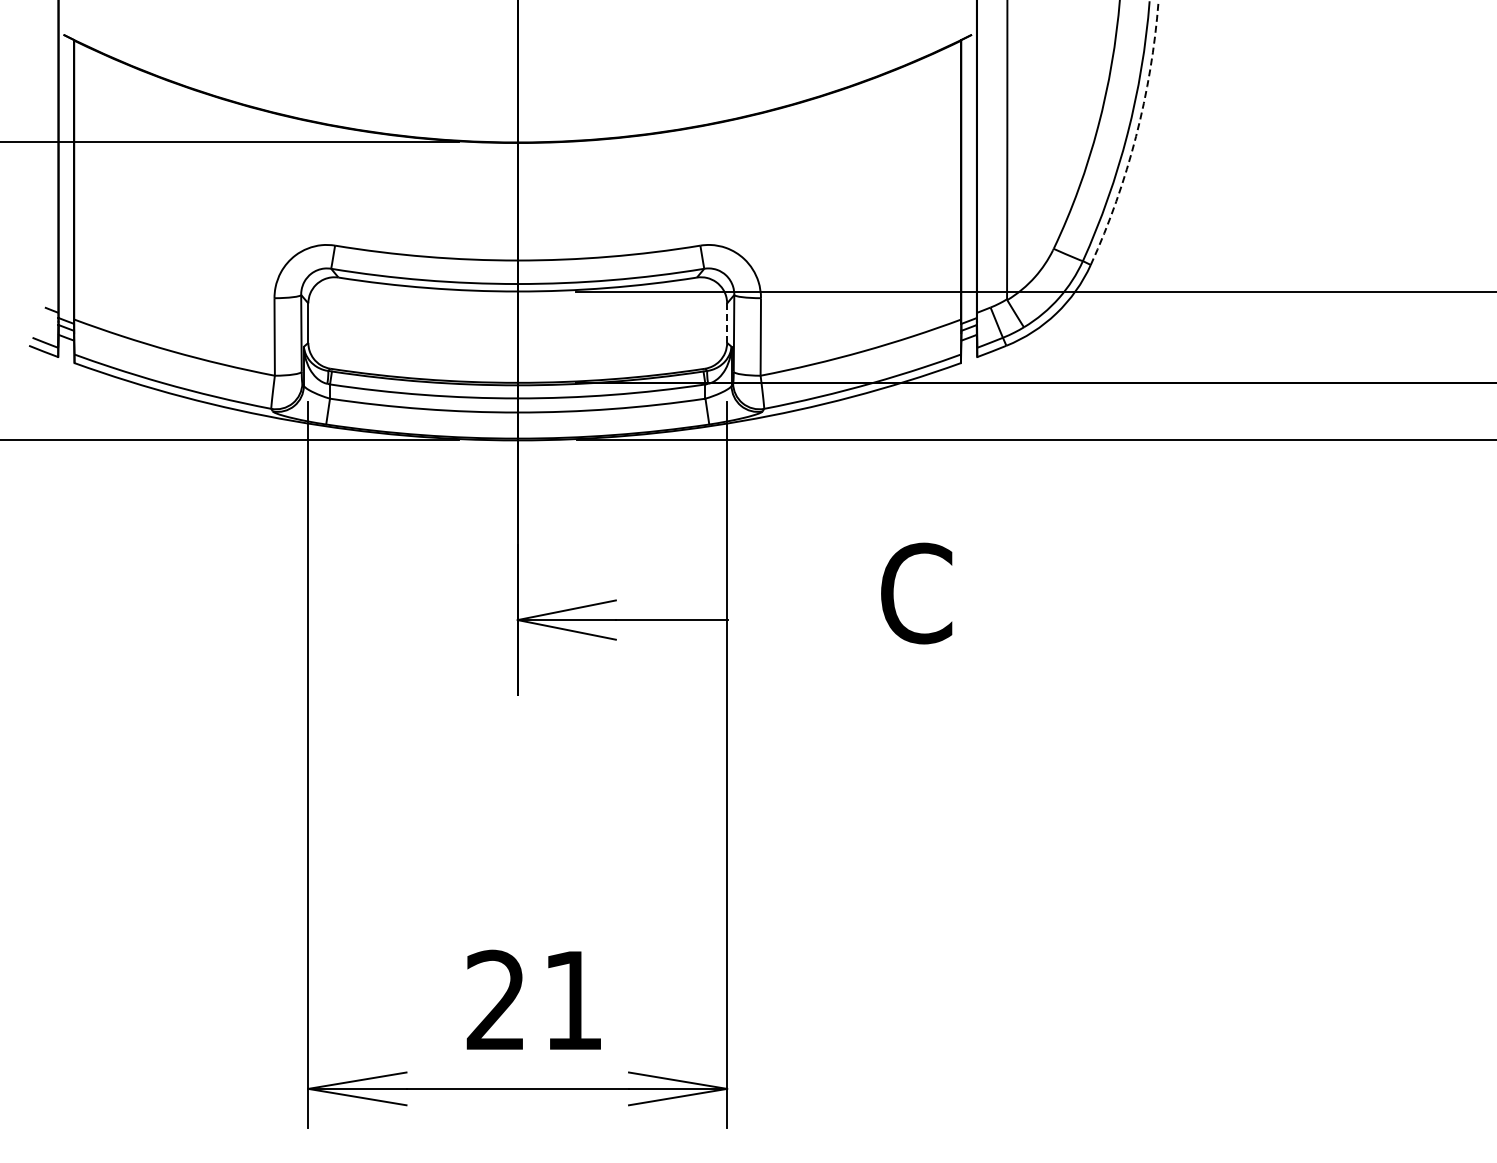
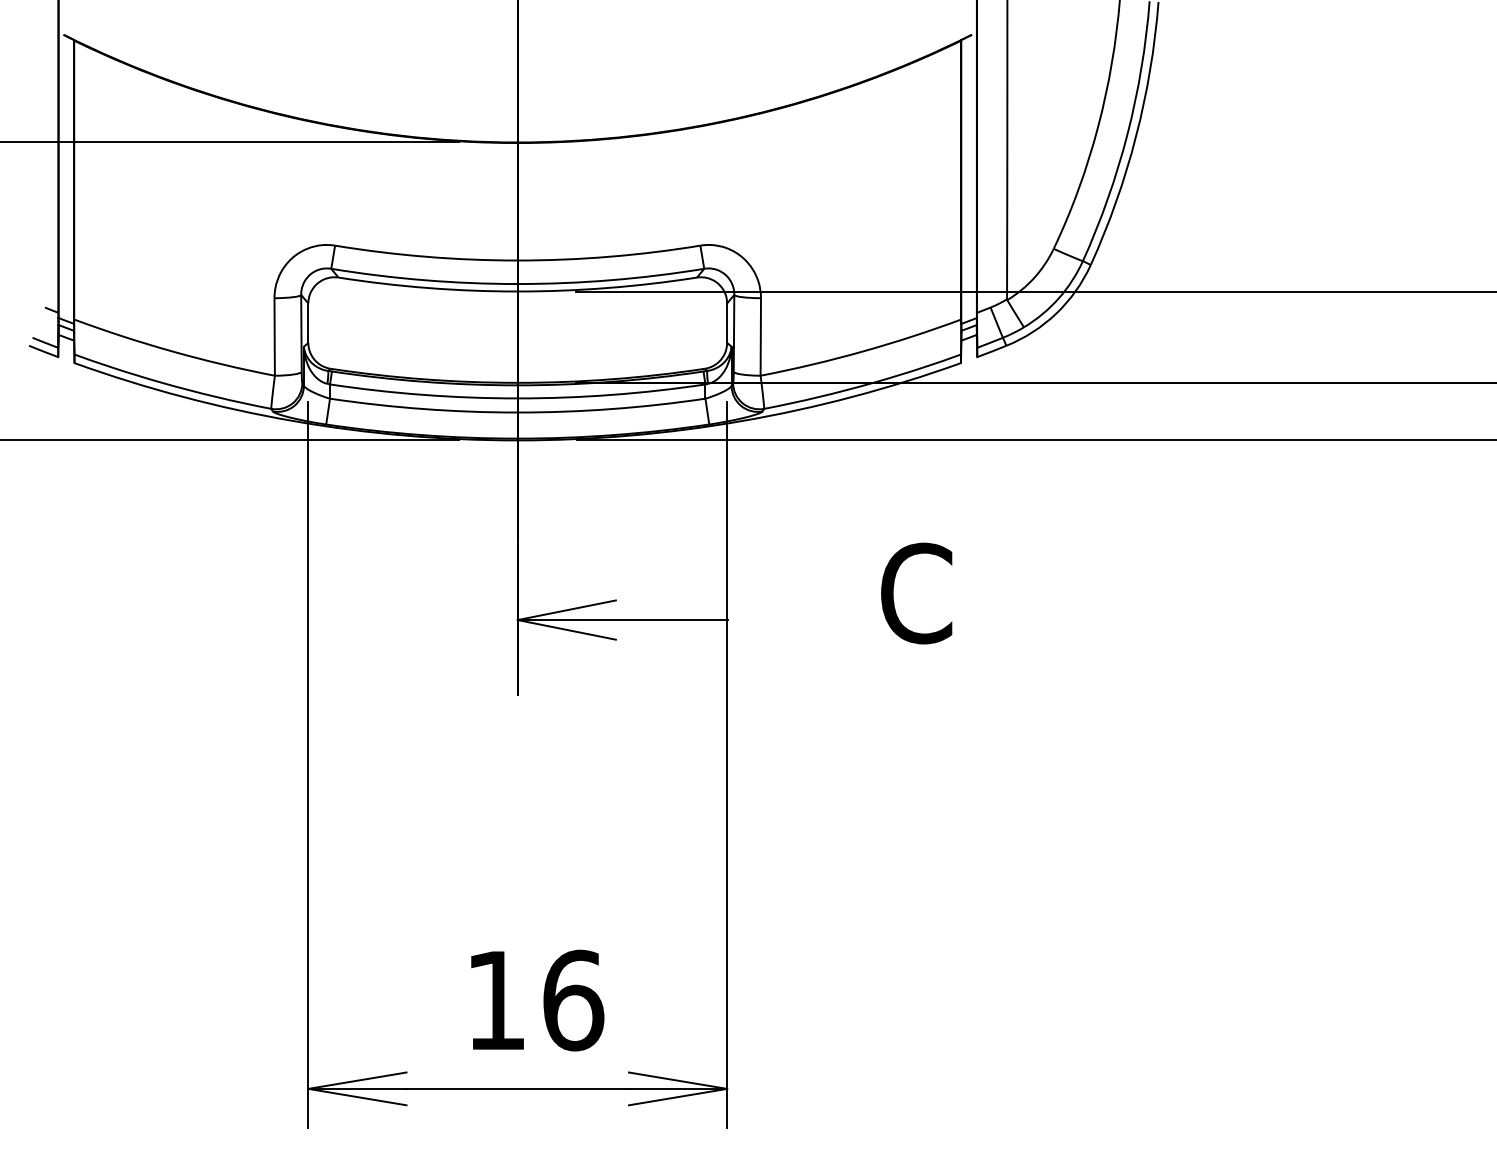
arc: dashed -> solid (1136, 136)
line: dashed -> solid (727, 323)
text: 21 -> 16 (535, 1000)
